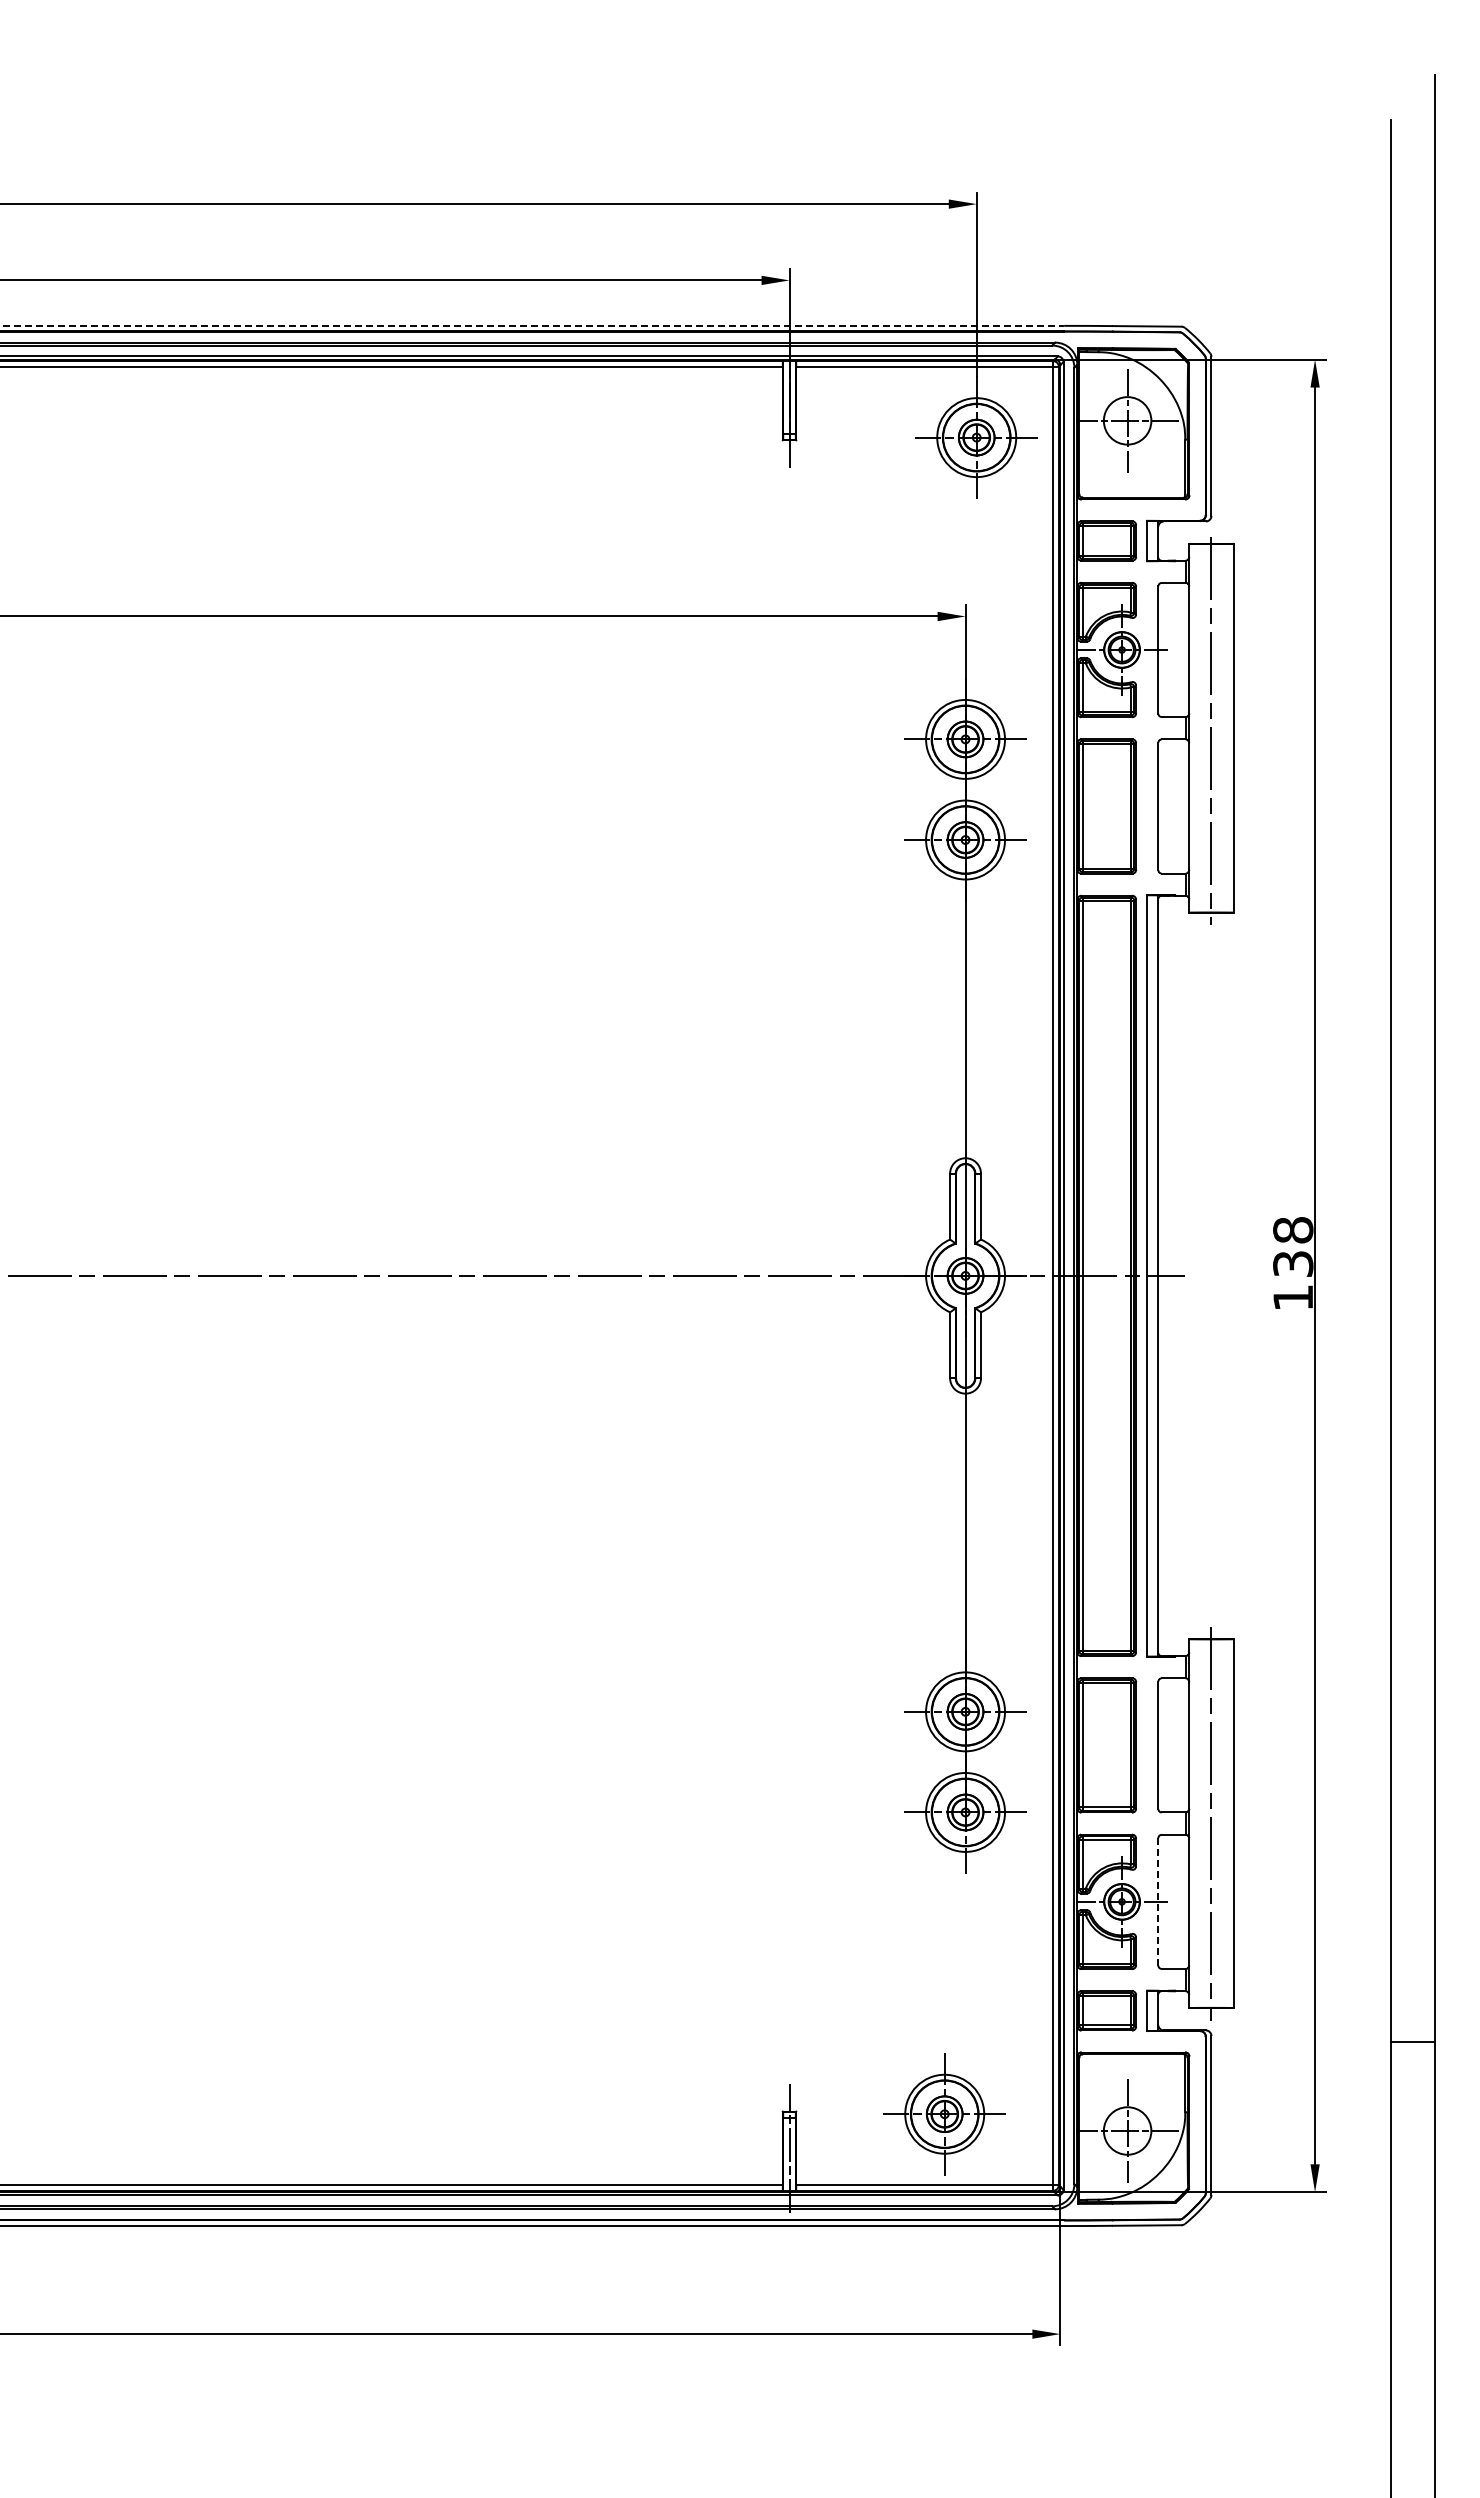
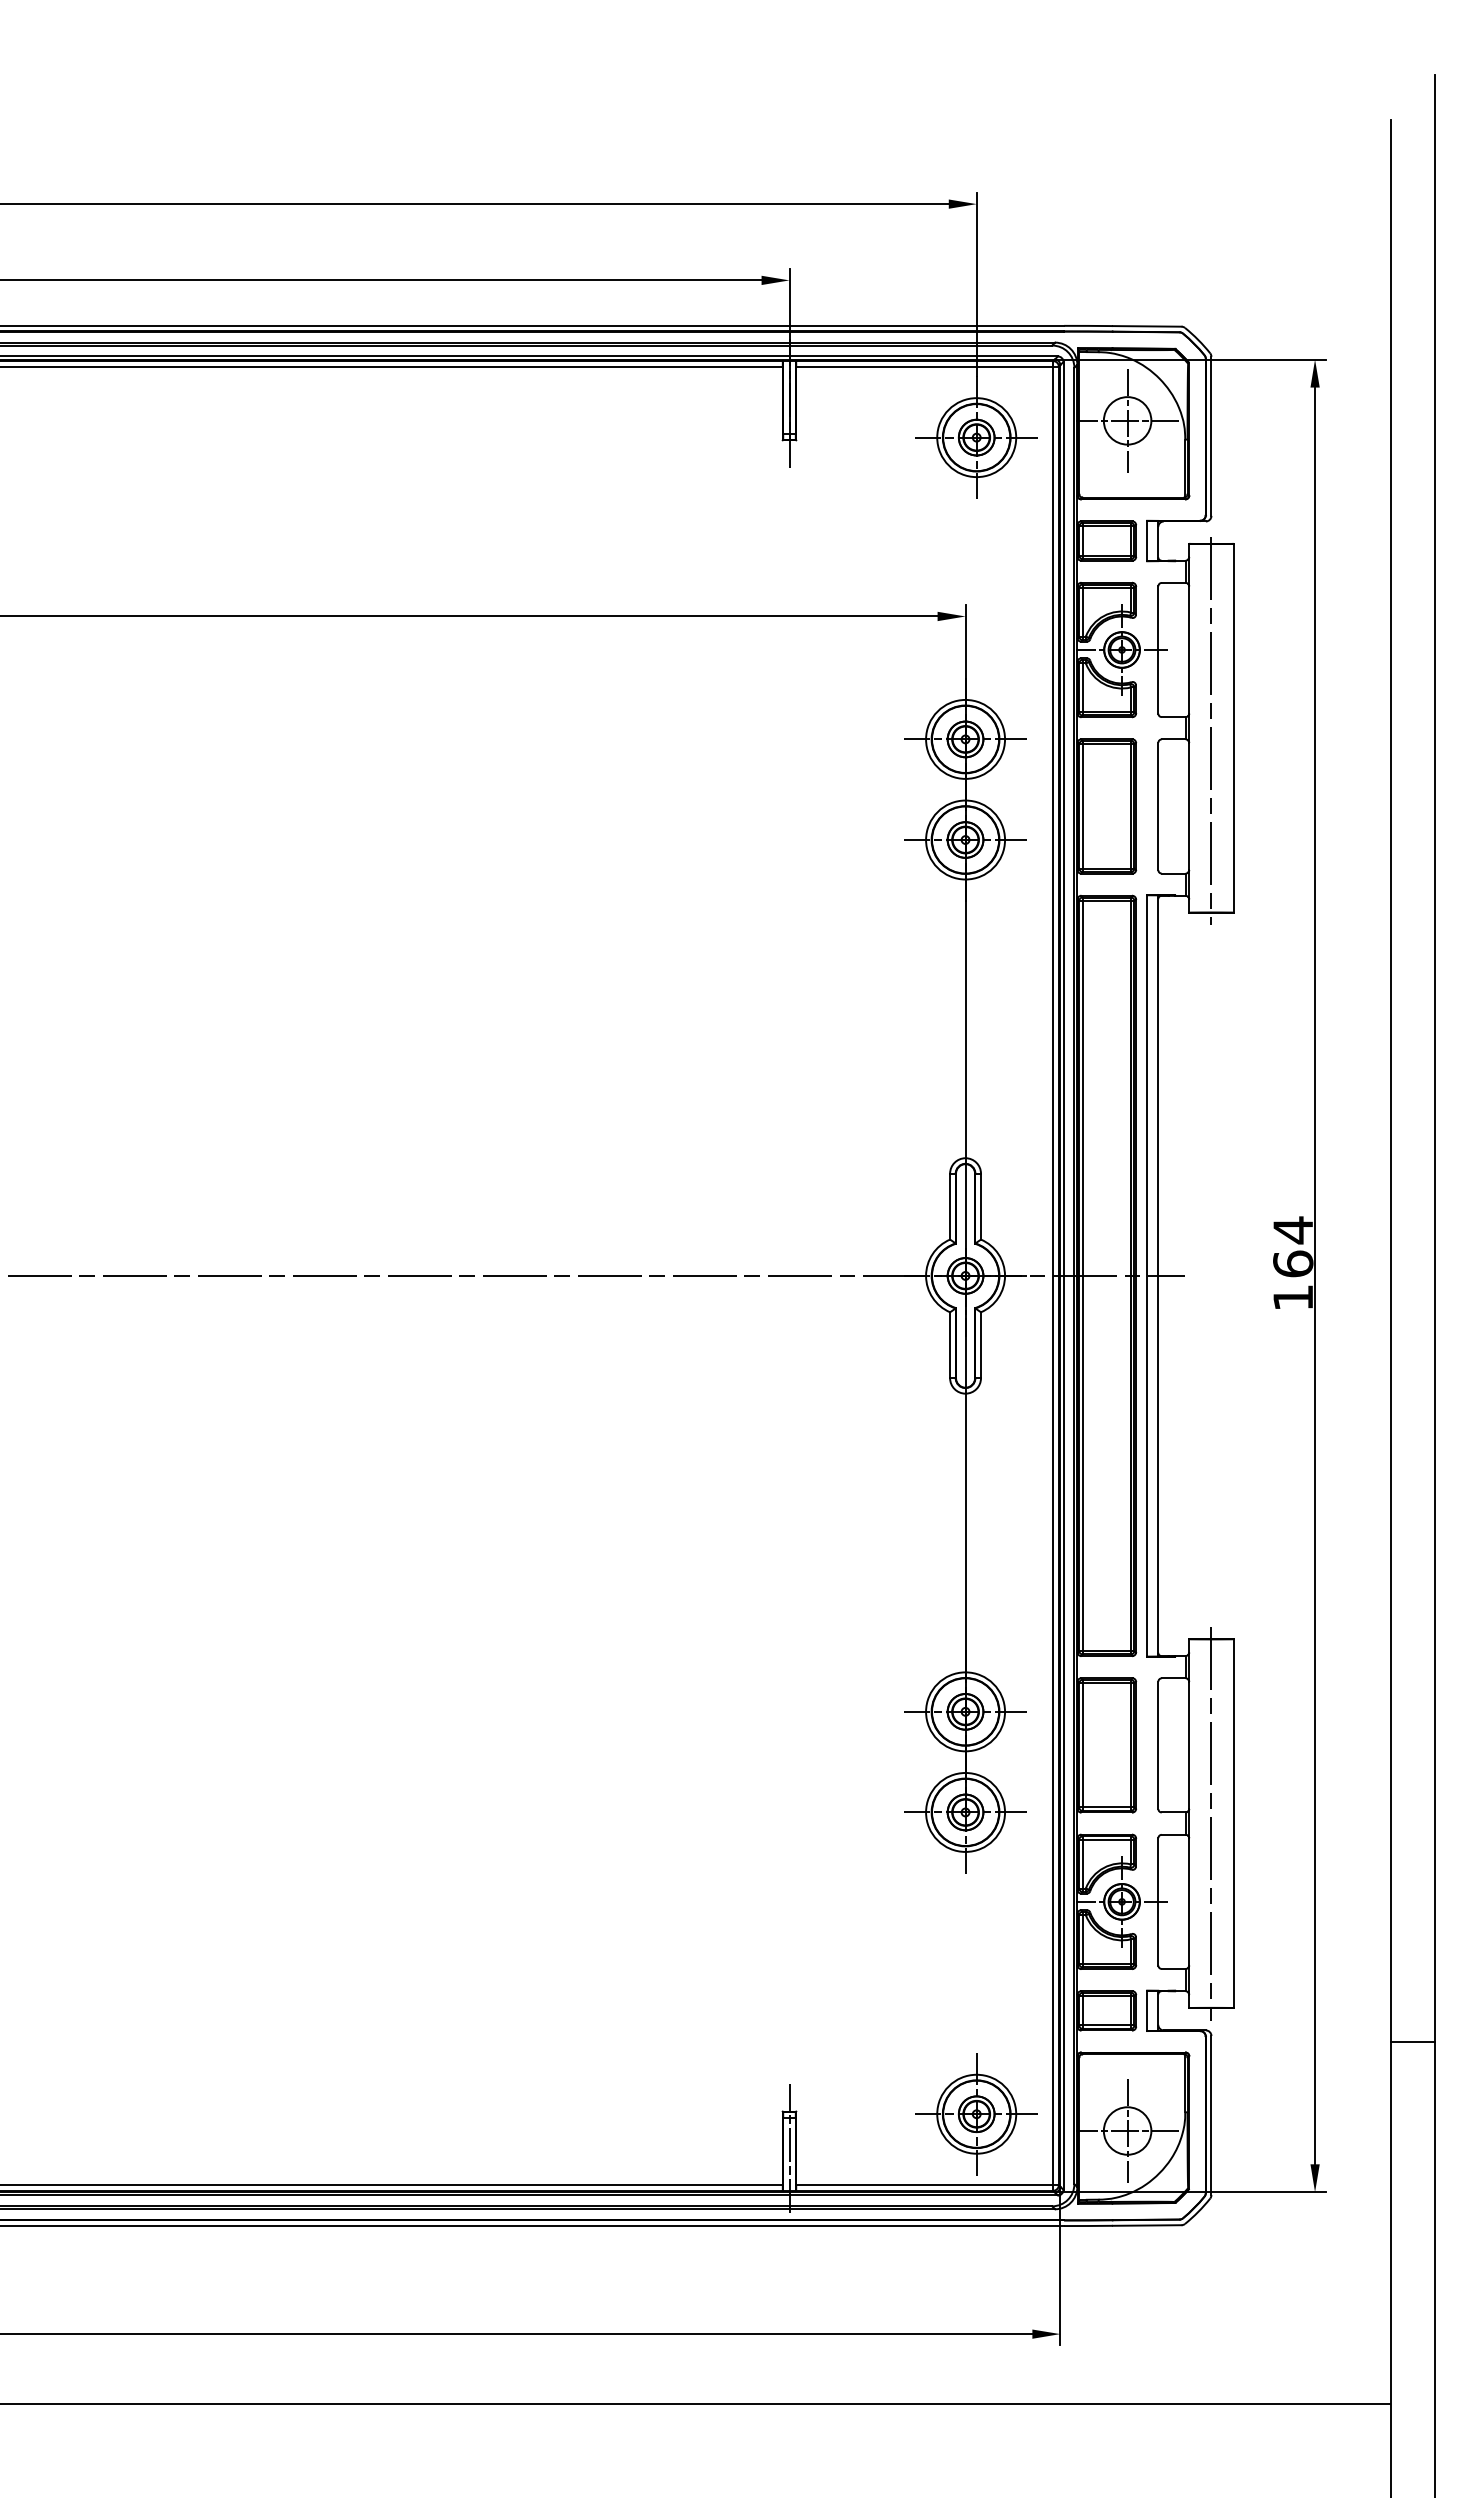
line: dashed -> solid (532, 325)
text: 138 -> 164 (1293, 1246)
line: dashed -> solid (1158, 1901)
part position: (944, 2114) -> (976, 2114) (976, 2114)
line: none -> present (696, 2404)
